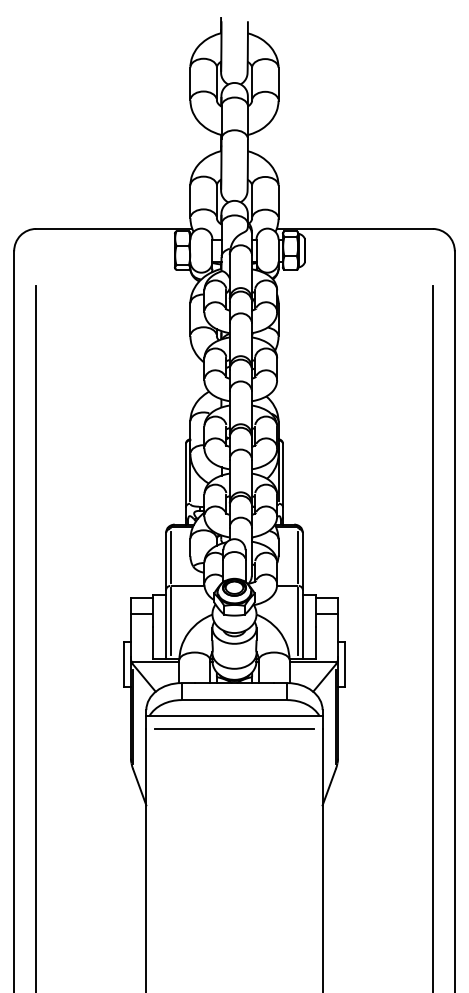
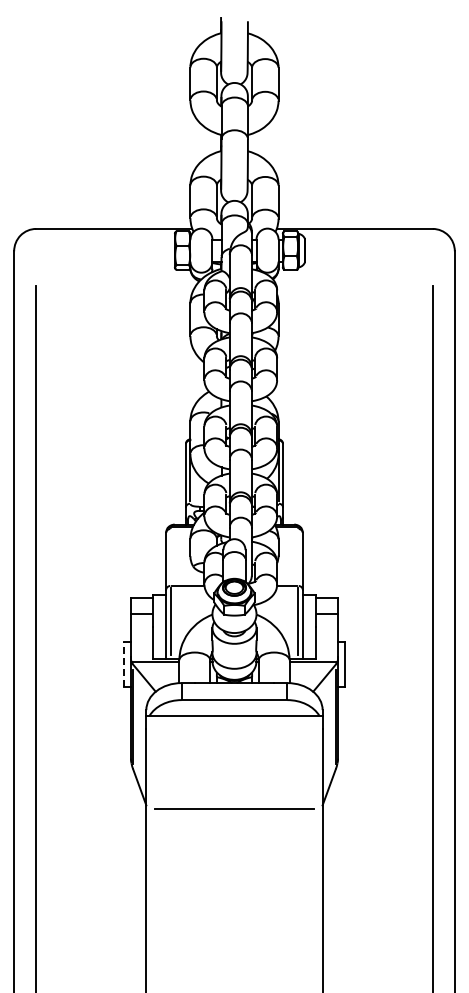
line: present -> none (170, 557)
line: present -> none (298, 557)
line: solid -> dashed (124, 663)
line position: (234, 728) -> (234, 808) (234, 808)
